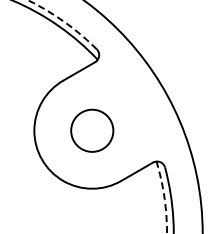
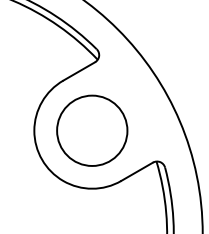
arc: dashed -> solid (64, 22)
circle diameter: 42 px -> 70 px (92, 130)
arc: dashed -> solid (164, 196)
